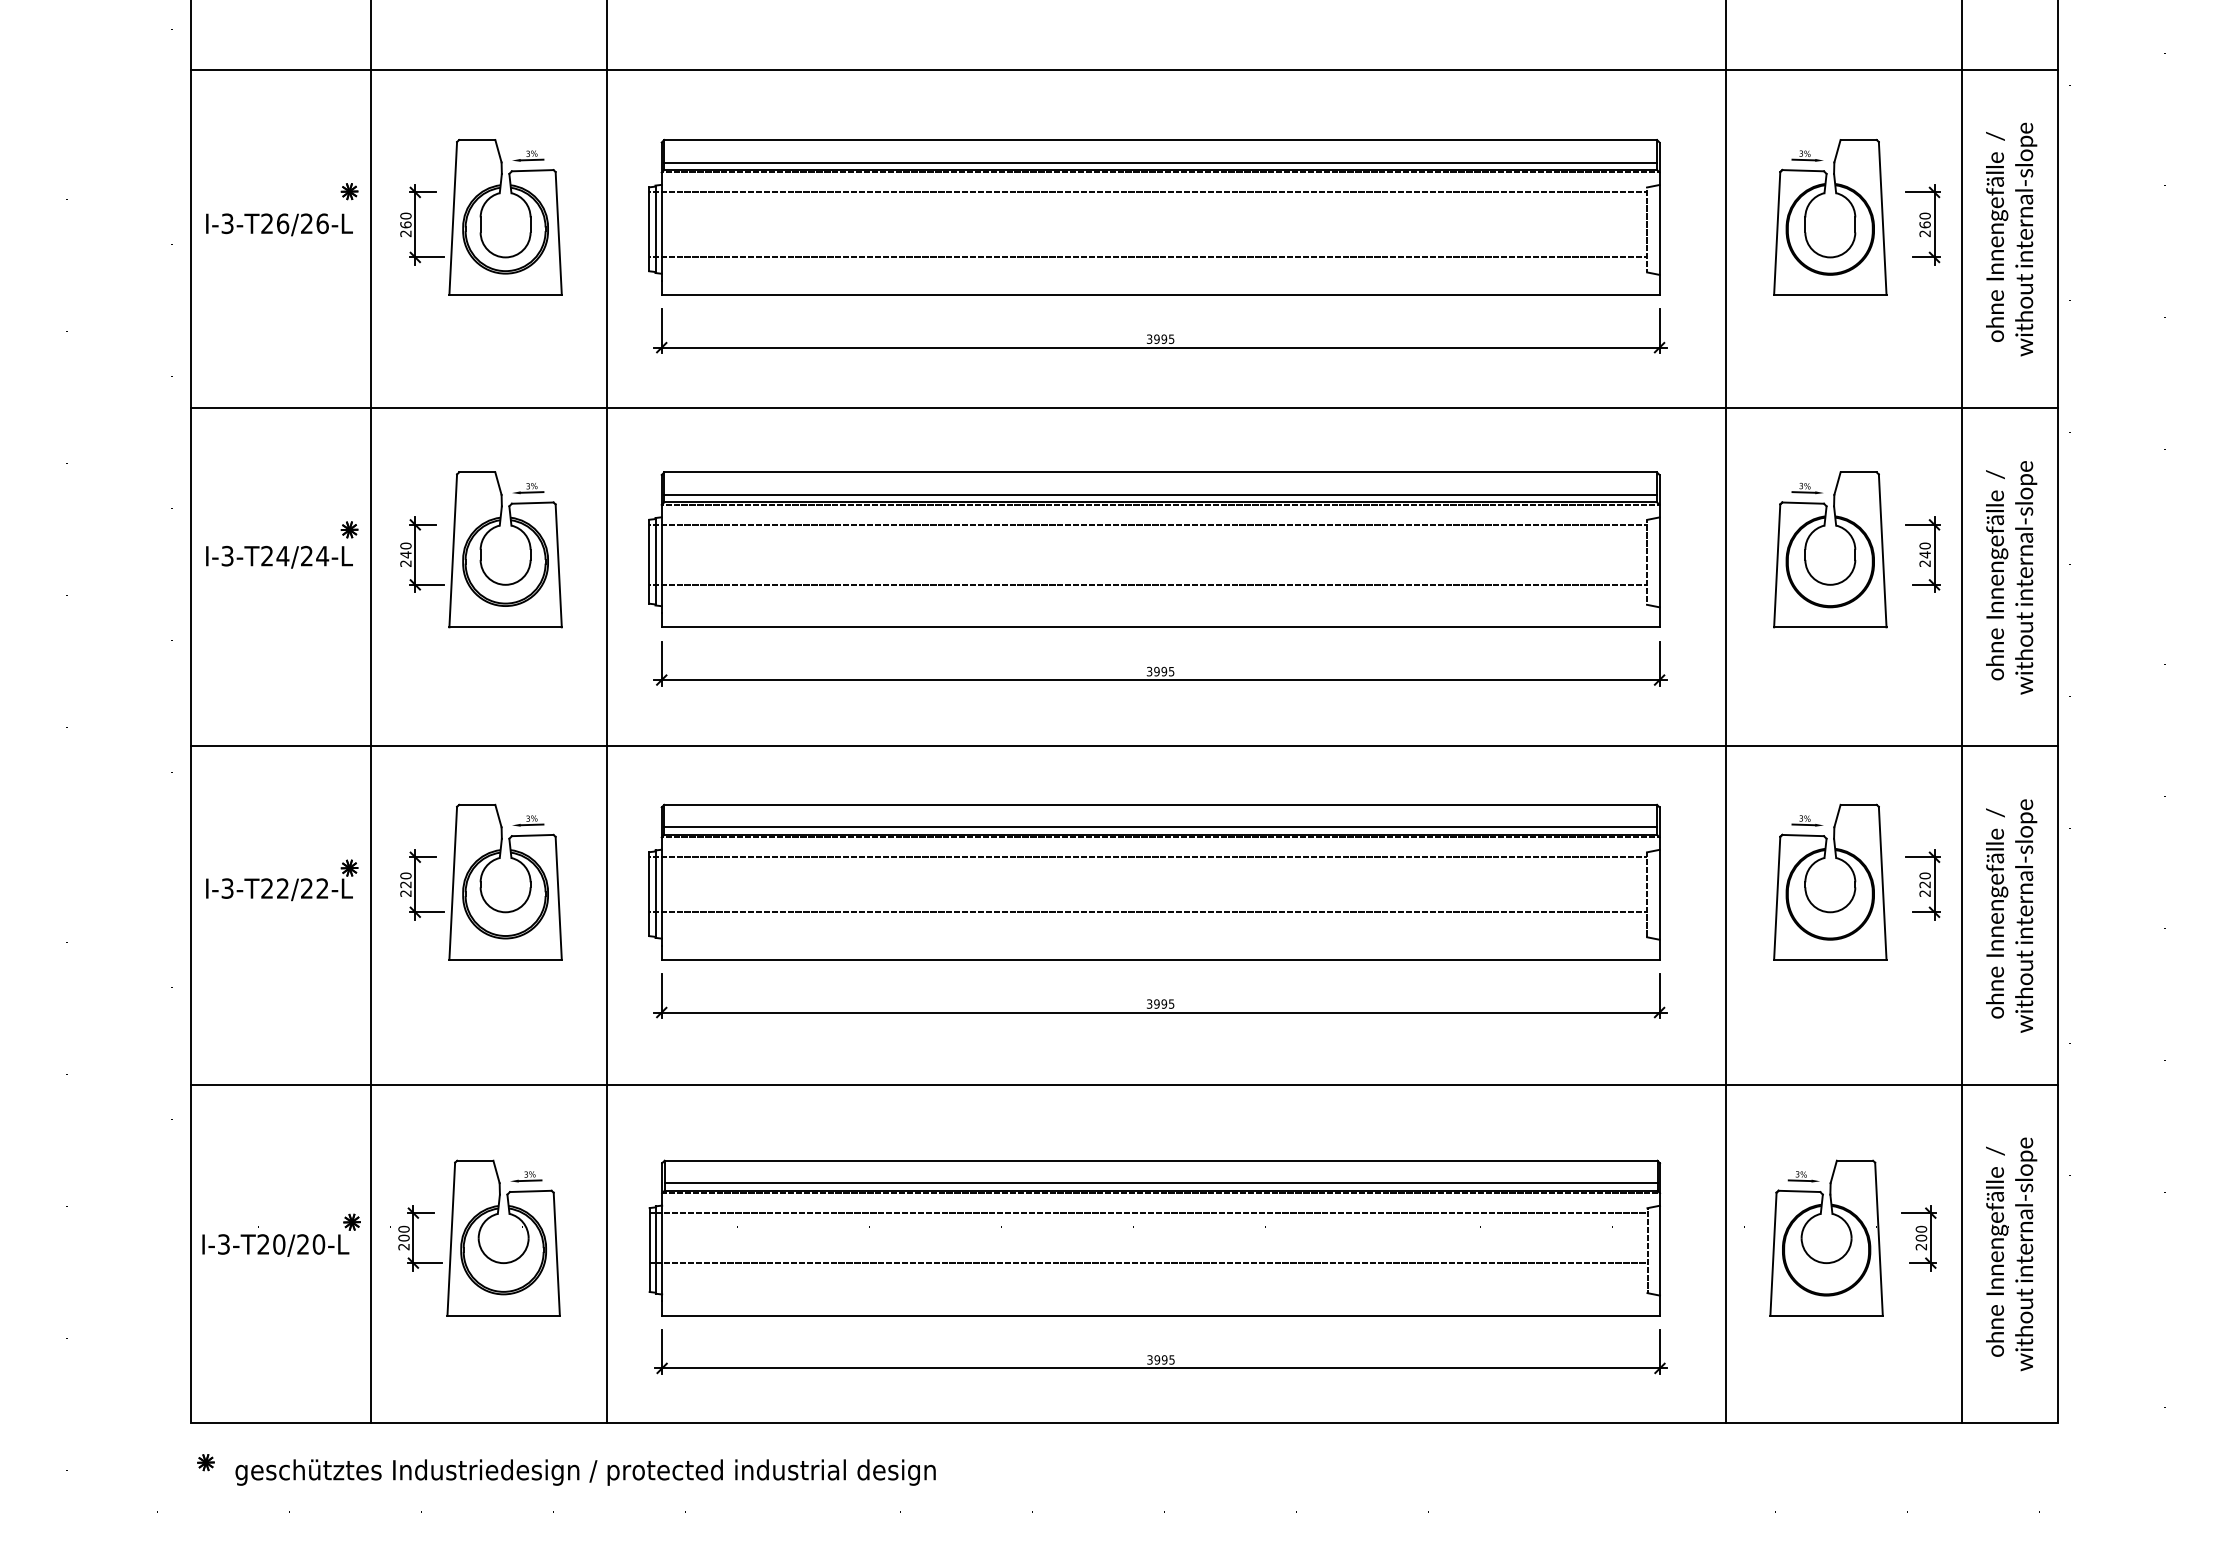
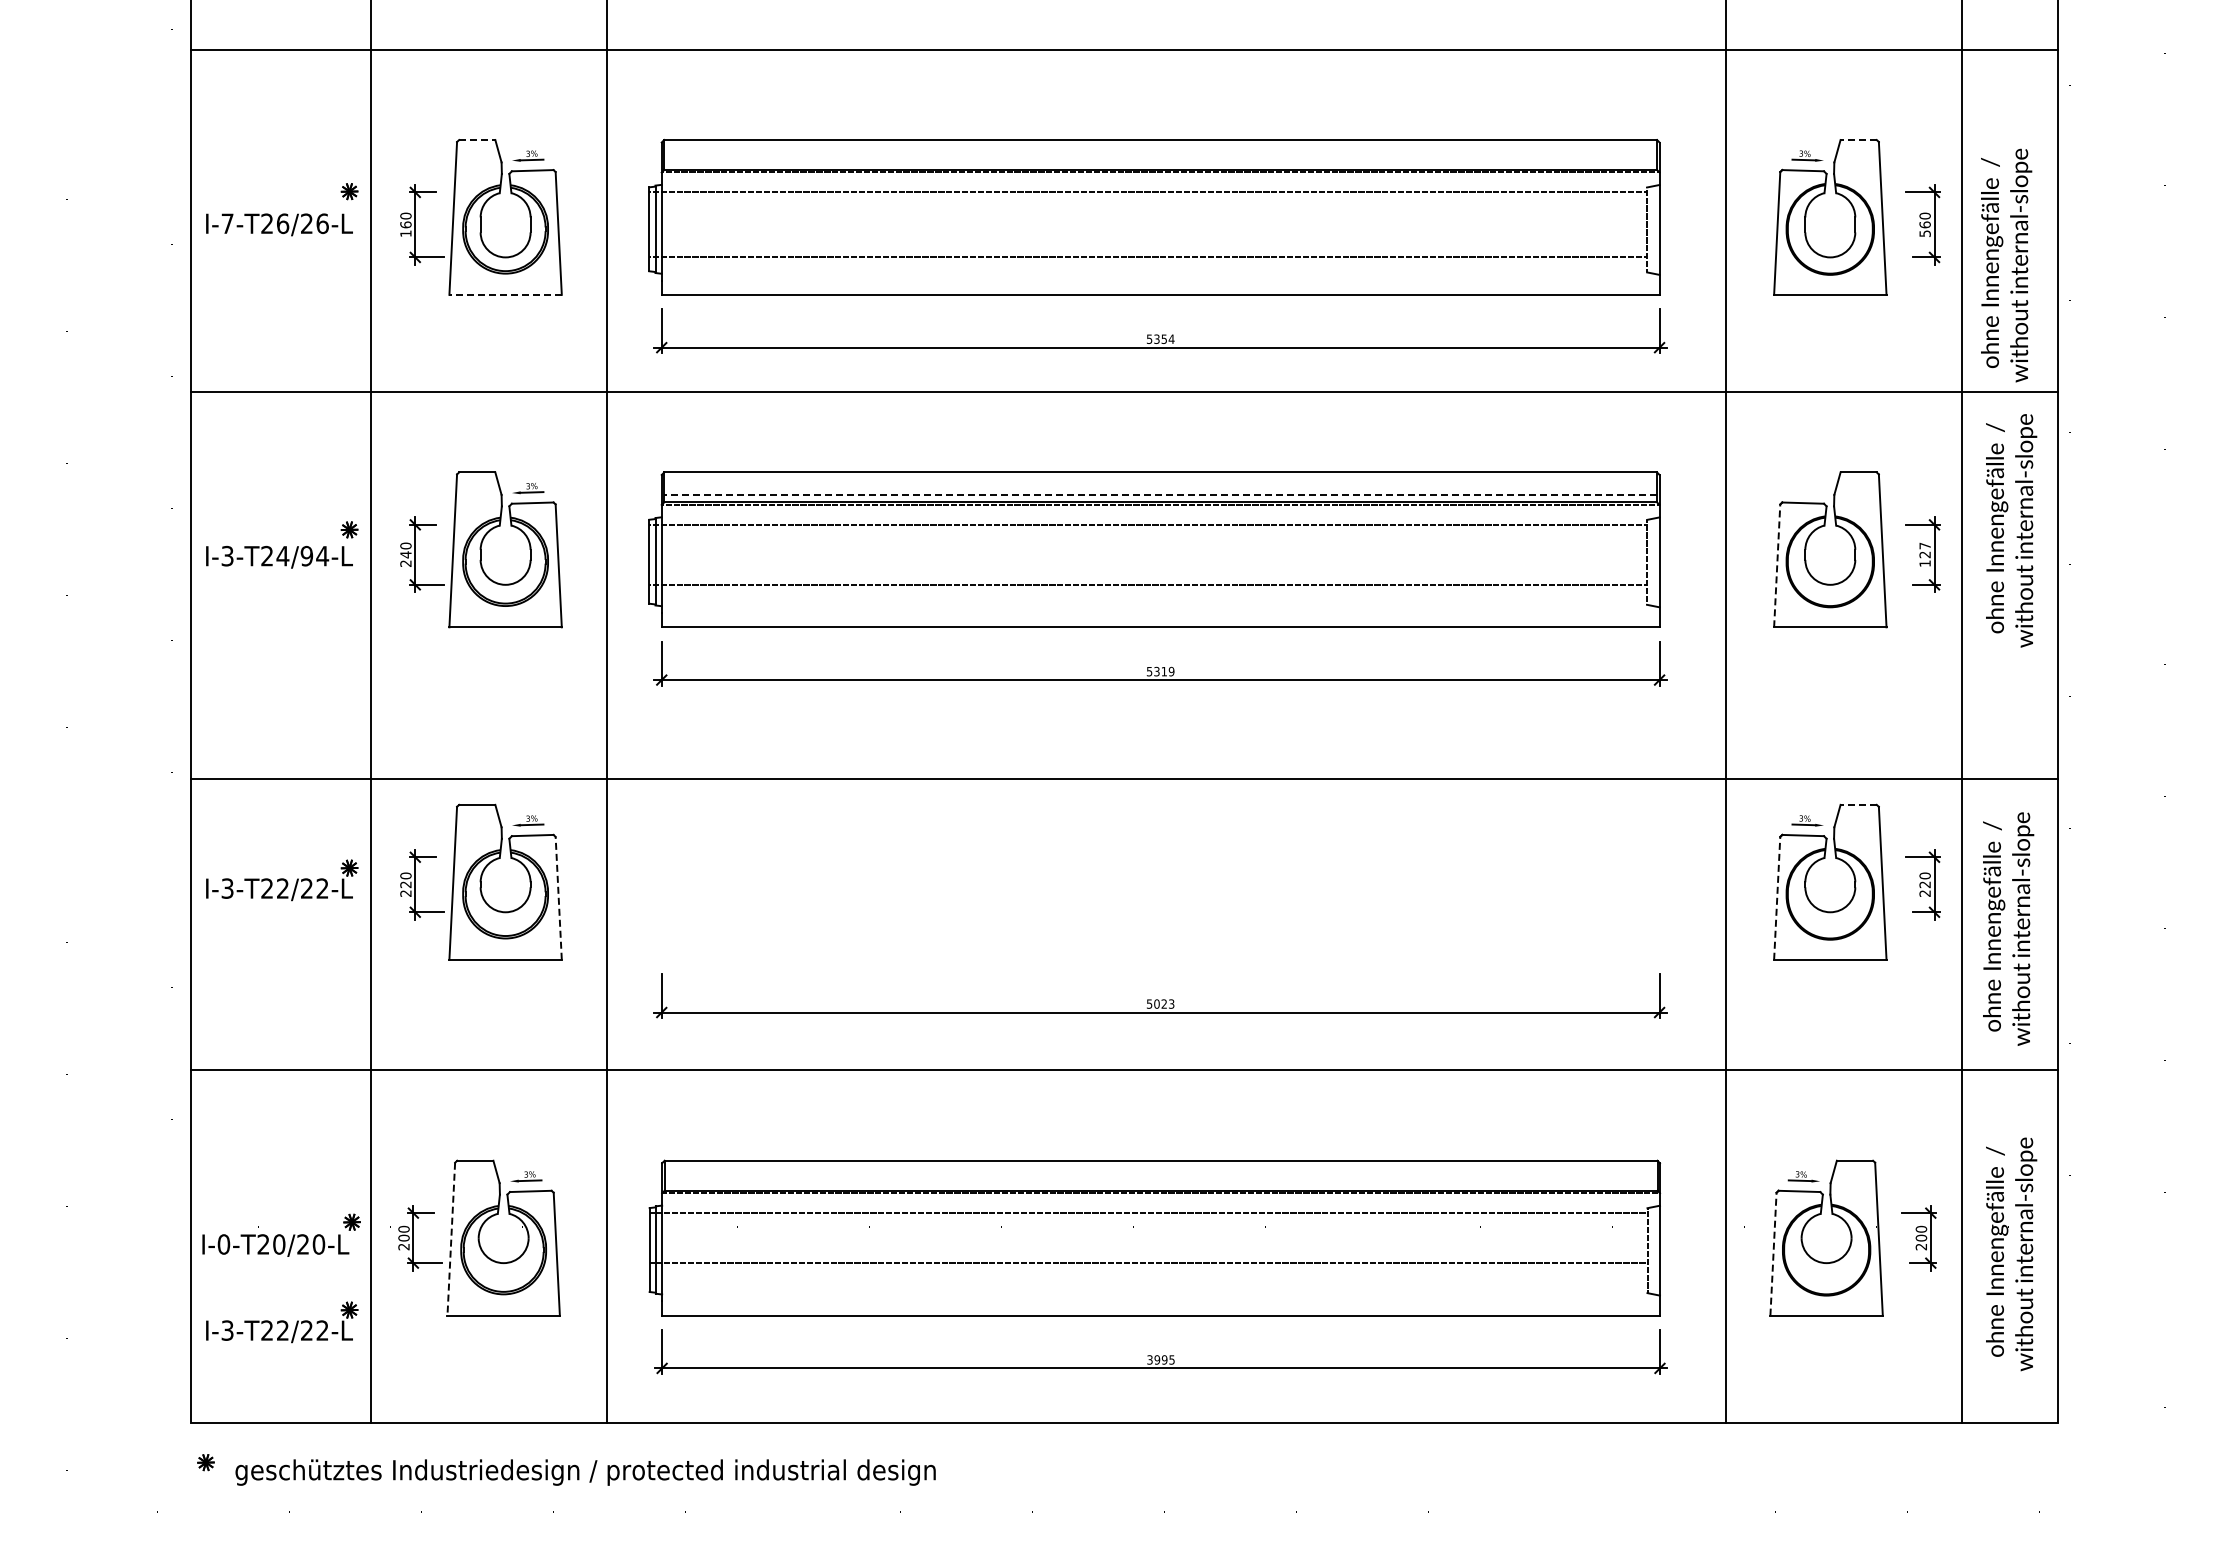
line position: (1124, 69) -> (1124, 49) (1124, 49)
line: solid -> dashed (477, 140)
line: solid -> dashed (1858, 140)
line: present -> none (1160, 162)
text: I-3-T26/26-L -> I-7-T26/26-L (227, 223)
text: 260 -> 160 (405, 233)
text: 260 -> 560 (1924, 233)
text position: (2011, 239) -> (2006, 265) (2006, 265)
line: solid -> dashed (505, 294)
text: 3995 -> 5354 (1160, 338)
line position: (1124, 408) -> (1124, 392) (1124, 392)
part: present -> none (1807, 488)
line: solid -> dashed (1160, 494)
text: 240 -> 127 (1924, 554)
text: I-3-T24/24-L -> I-3-T24/94-L (306, 556)
line: solid -> dashed (1777, 565)
text position: (2011, 577) -> (2011, 530) (2011, 530)
text: 3995 -> 5319 (1160, 671)
line position: (1124, 746) -> (1124, 779) (1124, 779)
line: solid -> dashed (1858, 804)
part: present -> none (1154, 881)
line: solid -> dashed (558, 898)
line: solid -> dashed (1777, 898)
text position: (2011, 915) -> (2008, 928) (2008, 928)
text: 3995 -> 5023 (1160, 1003)
line position: (1124, 1084) -> (1124, 1069) (1124, 1069)
line: present -> none (1160, 1183)
line: solid -> dashed (451, 1239)
text: I-3-T20/20-L -> I-0-T20/20-L (223, 1244)
line: solid -> dashed (1773, 1254)
part: none -> present (282, 1322)
